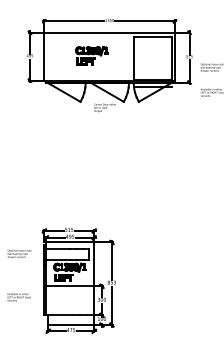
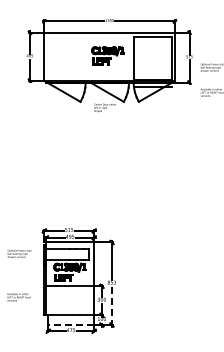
part position: (91, 55) -> (107, 55) (107, 55)
line: solid -> dashed (111, 306)
line: solid -> dashed (71, 324)
